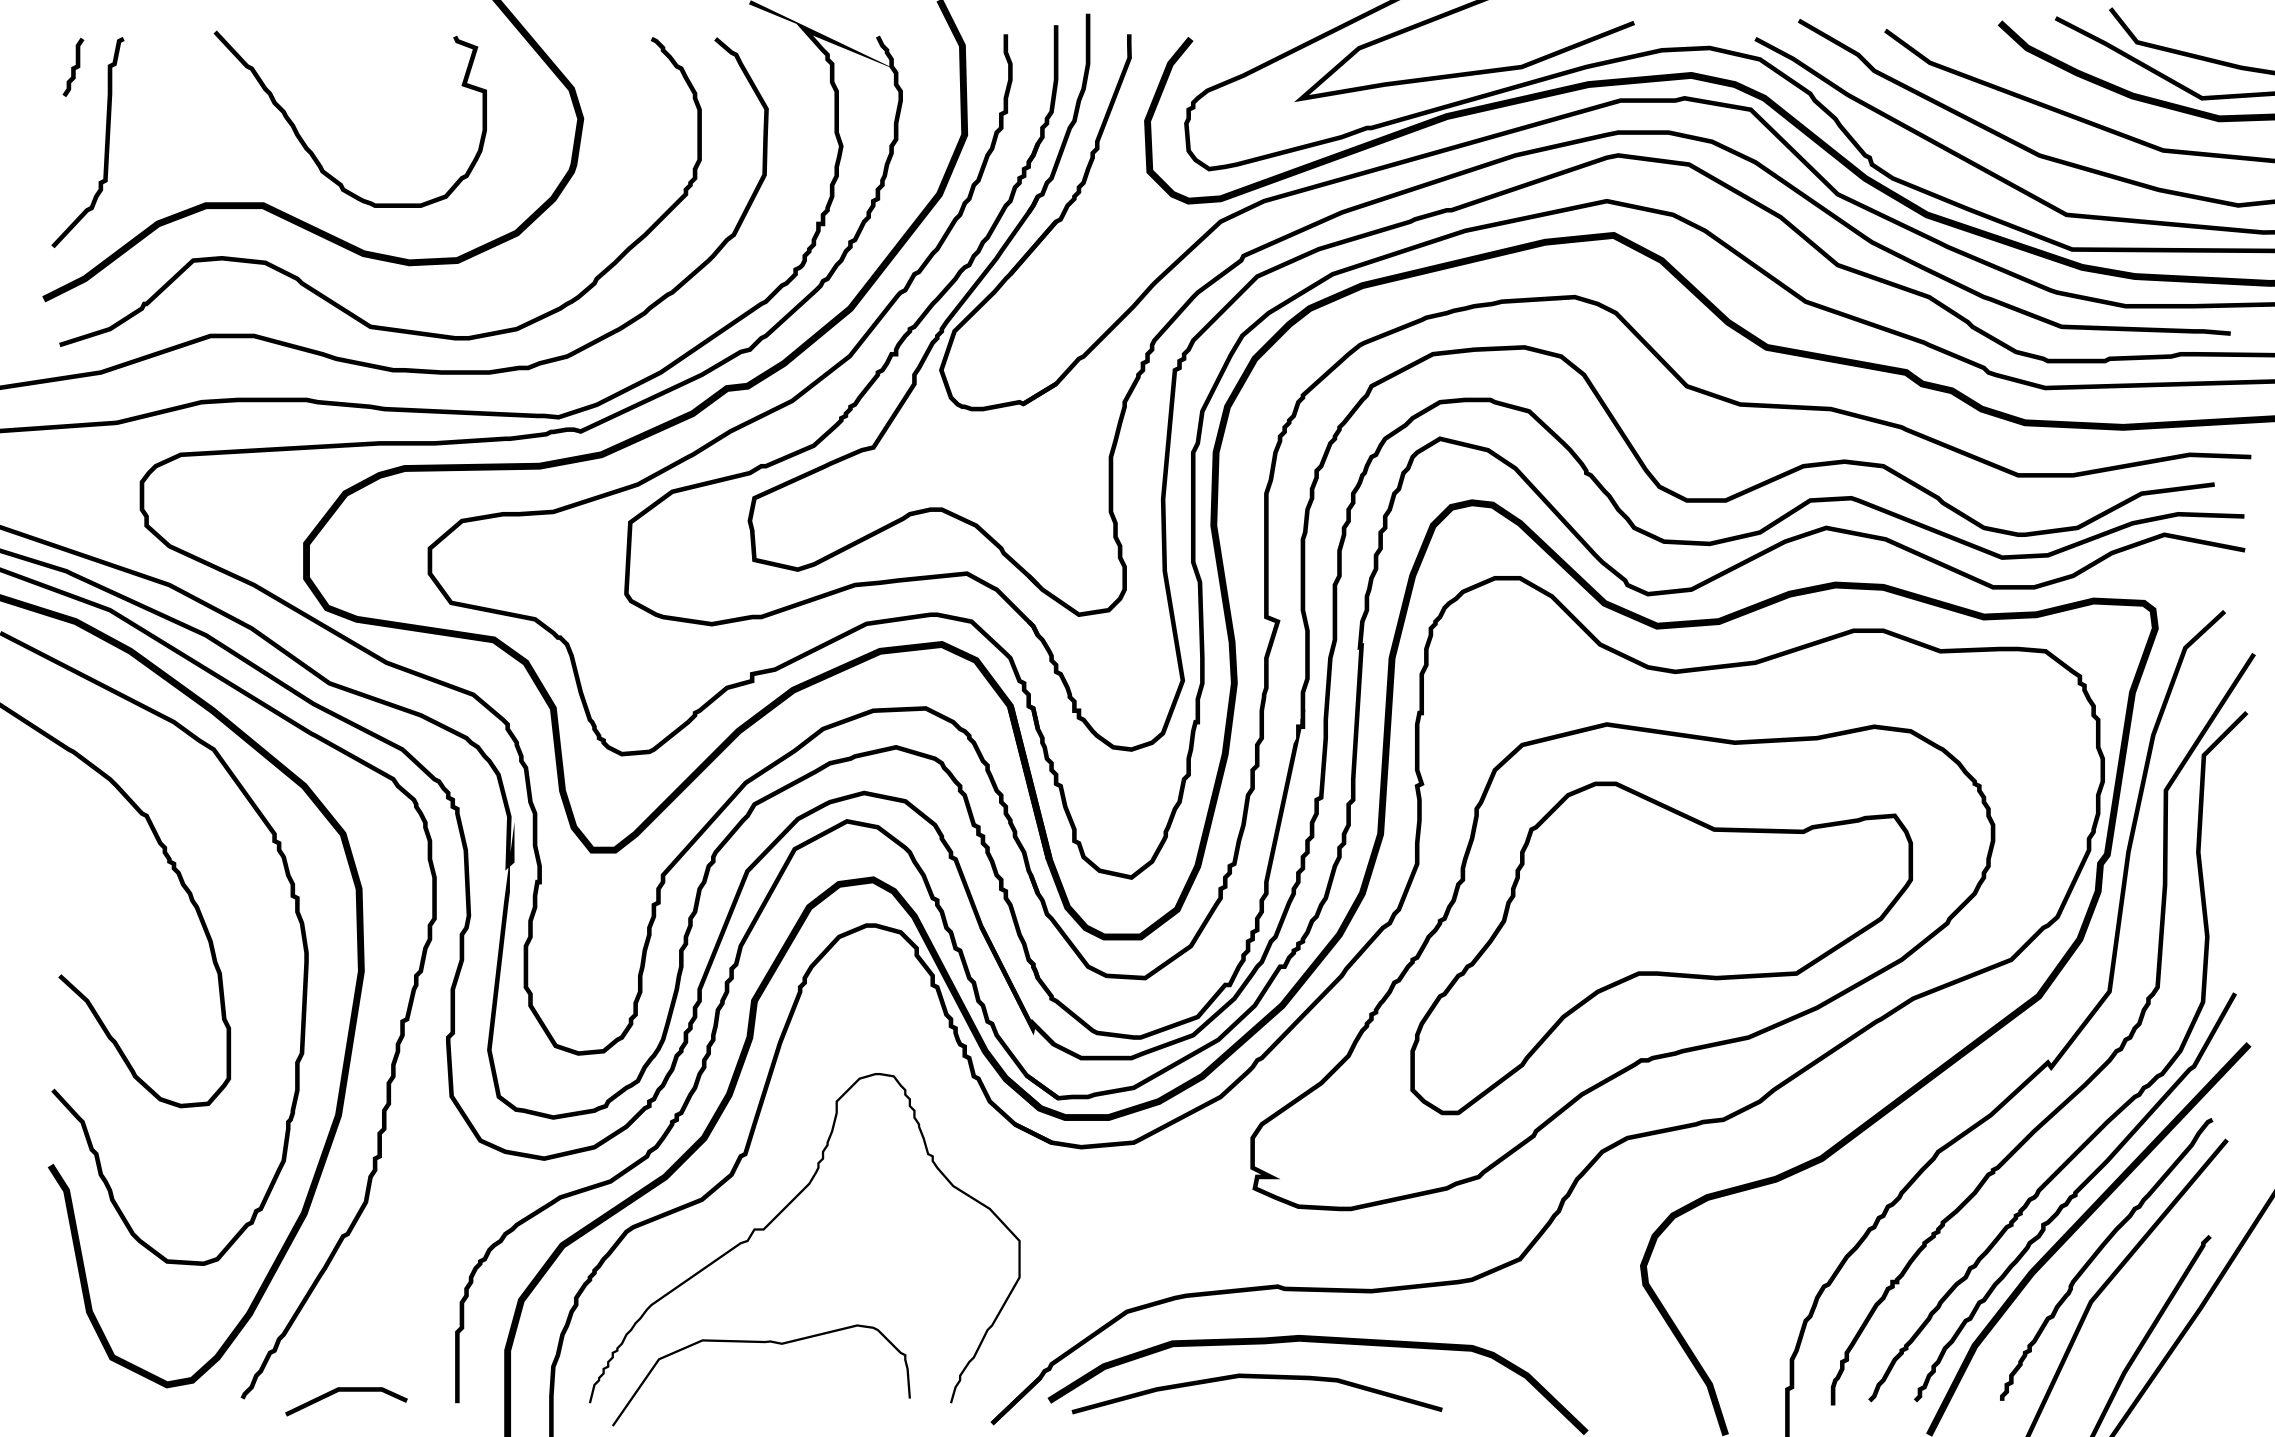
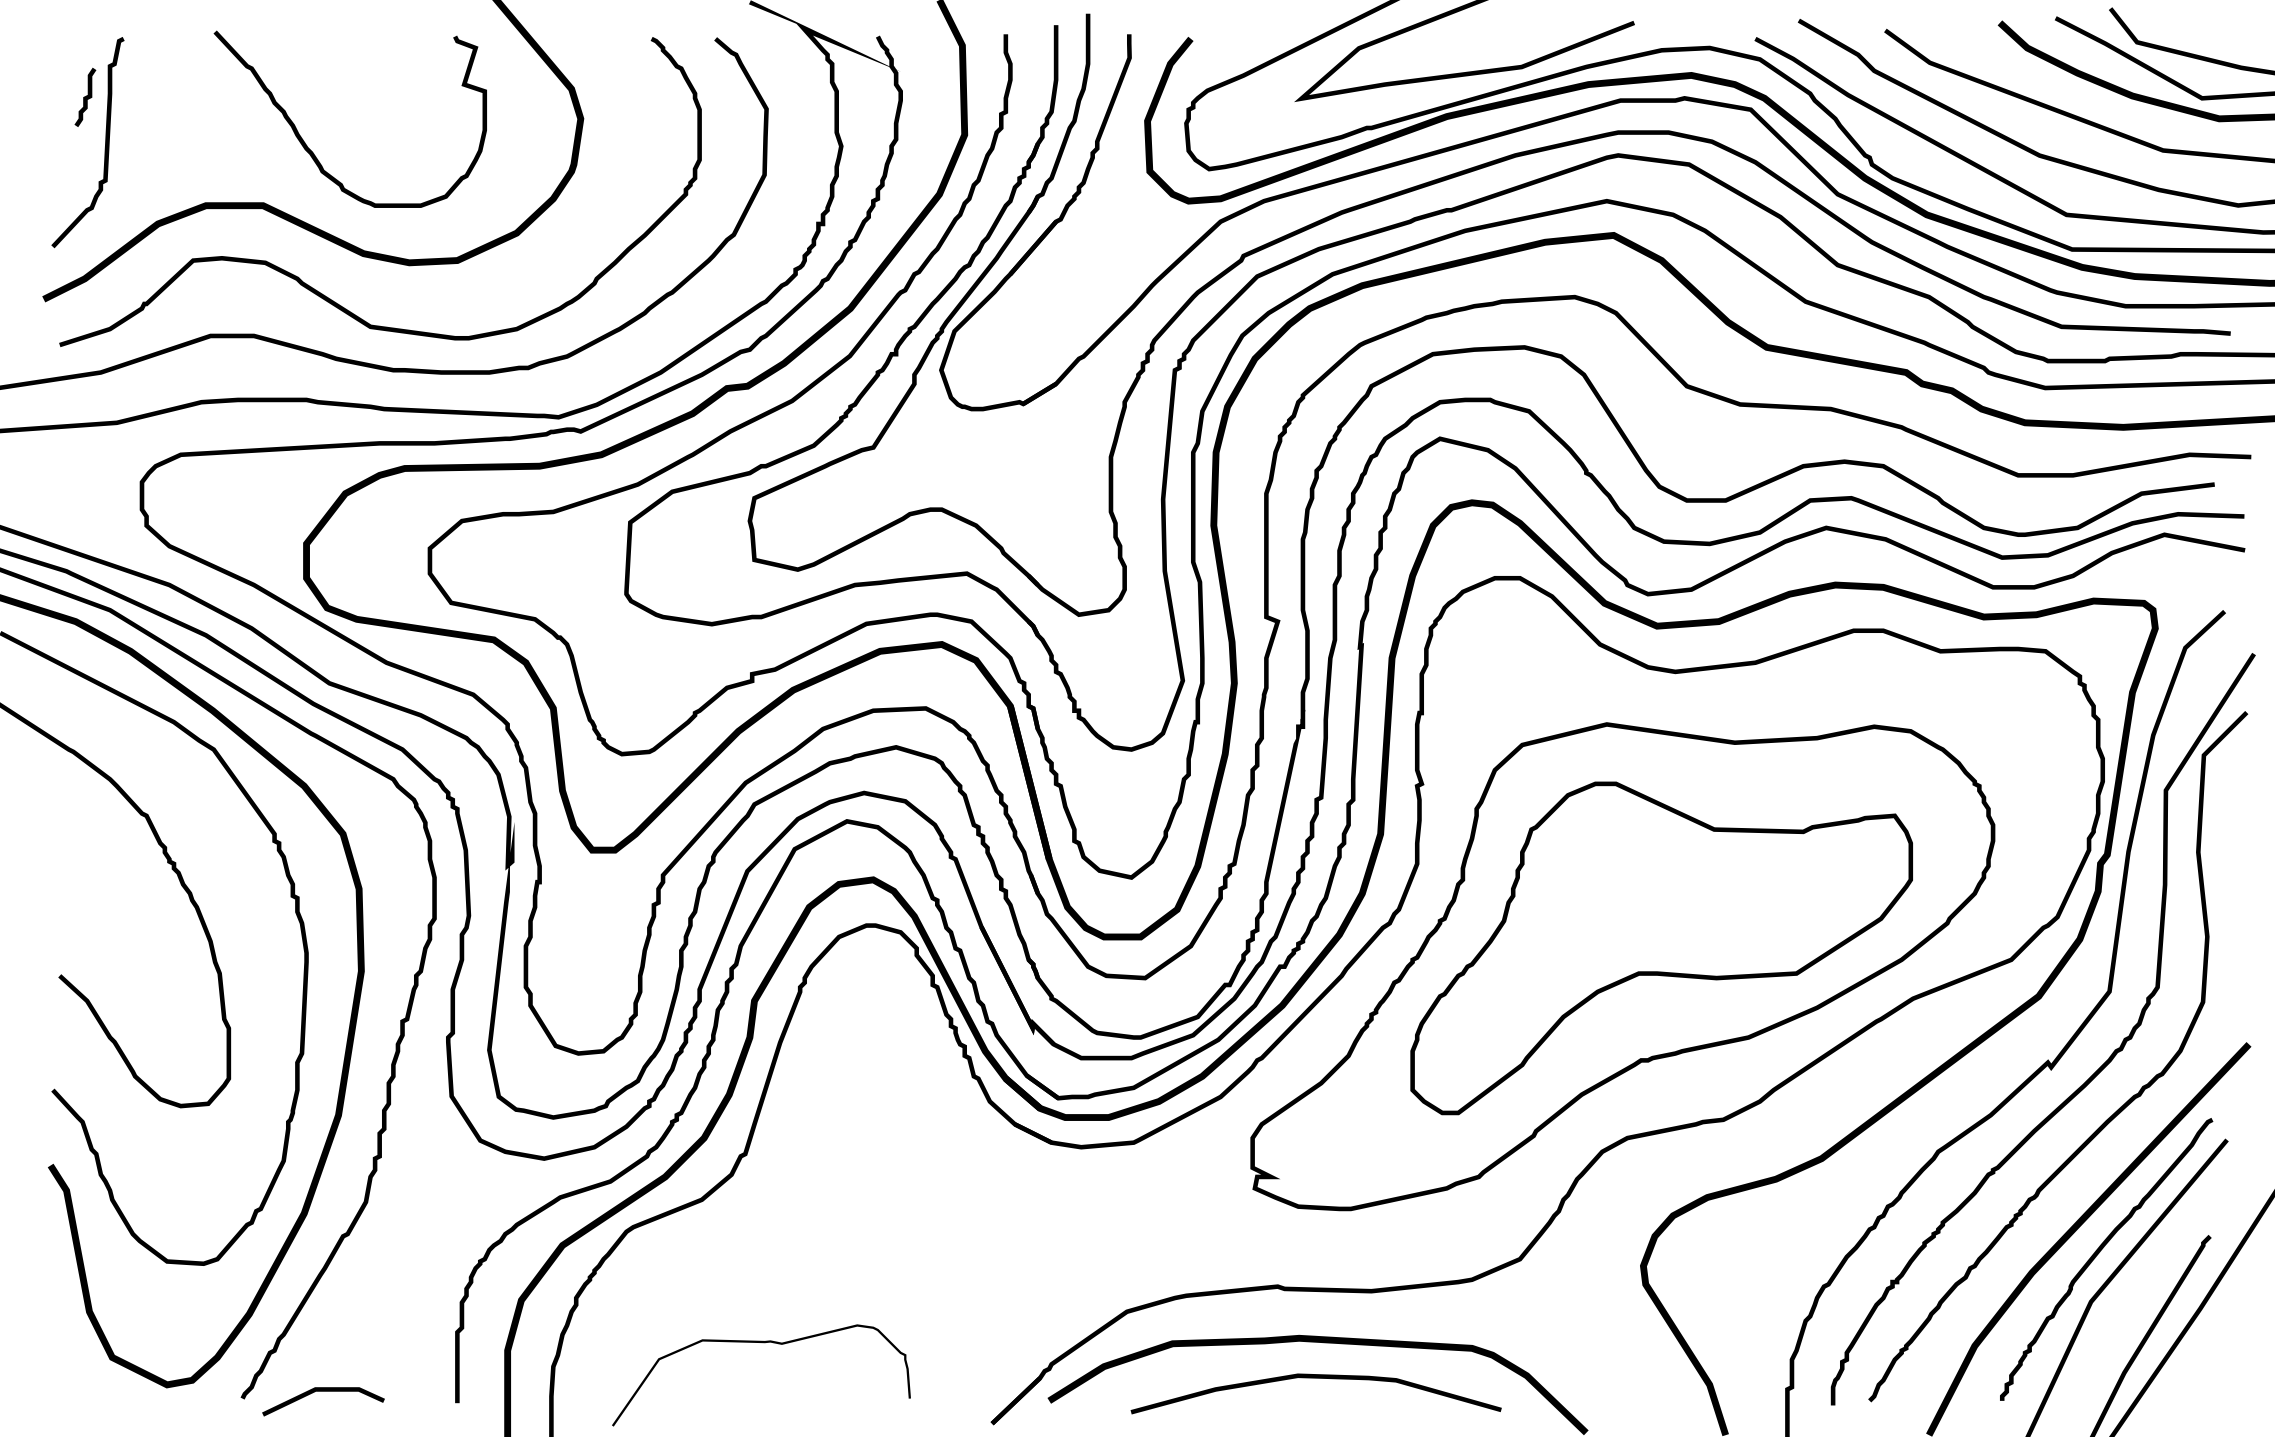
curve position: (73, 66) -> (85, 96) (85, 96)
curve: present -> none (2075, 1197)
curve: present -> none (780, 1214)
curve position: (1256, 1378) -> (1315, 1378) (1315, 1378)
line position: (346, 1391) -> (323, 1391) (323, 1391)
